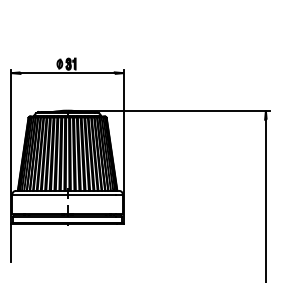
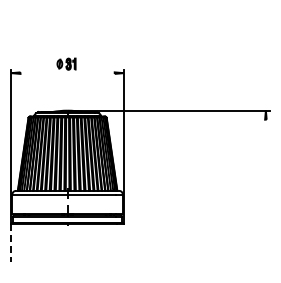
line: present -> none (67, 73)
line: present -> none (265, 199)
line: solid -> dashed (11, 243)
